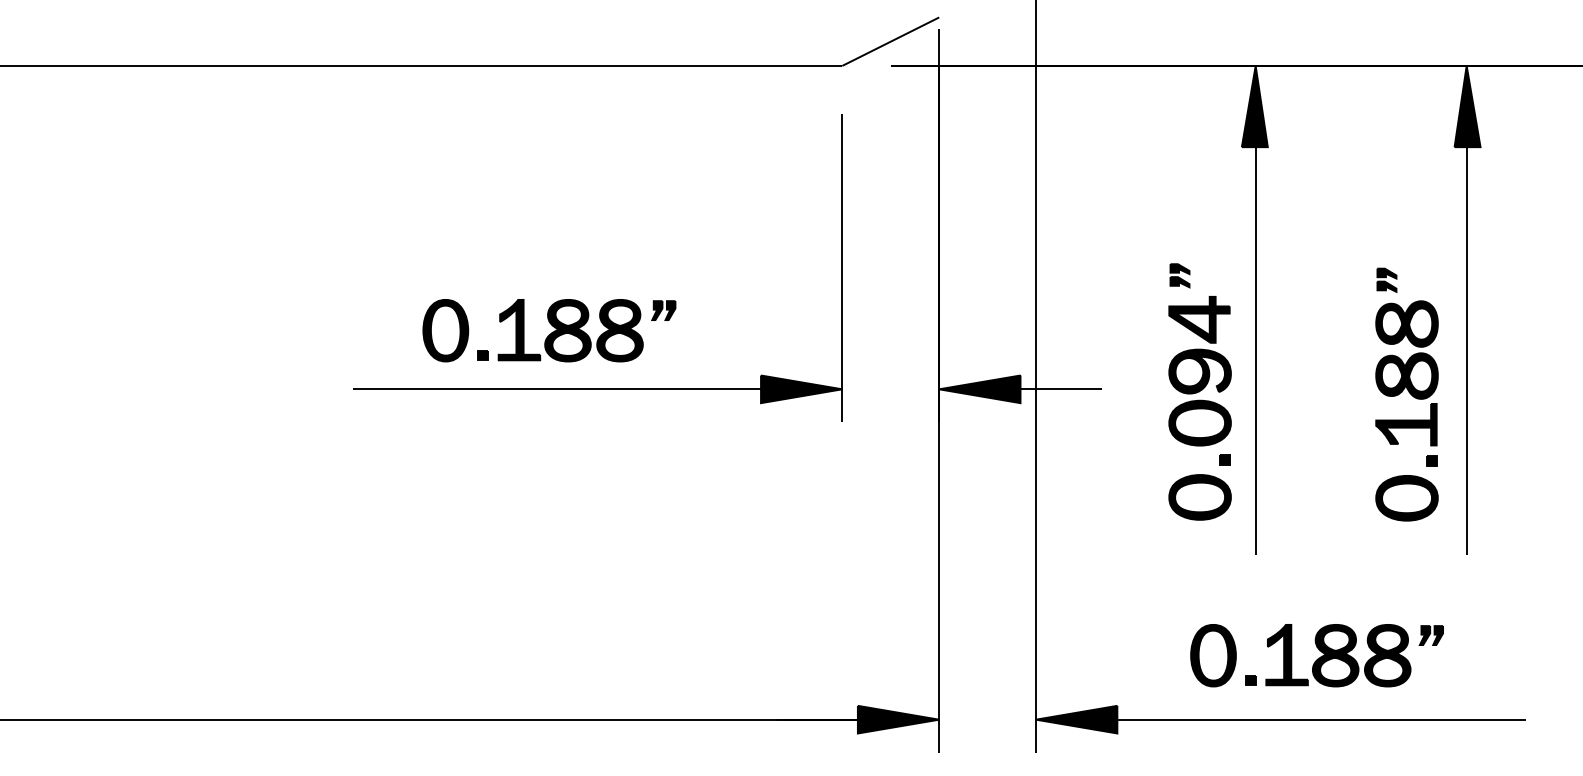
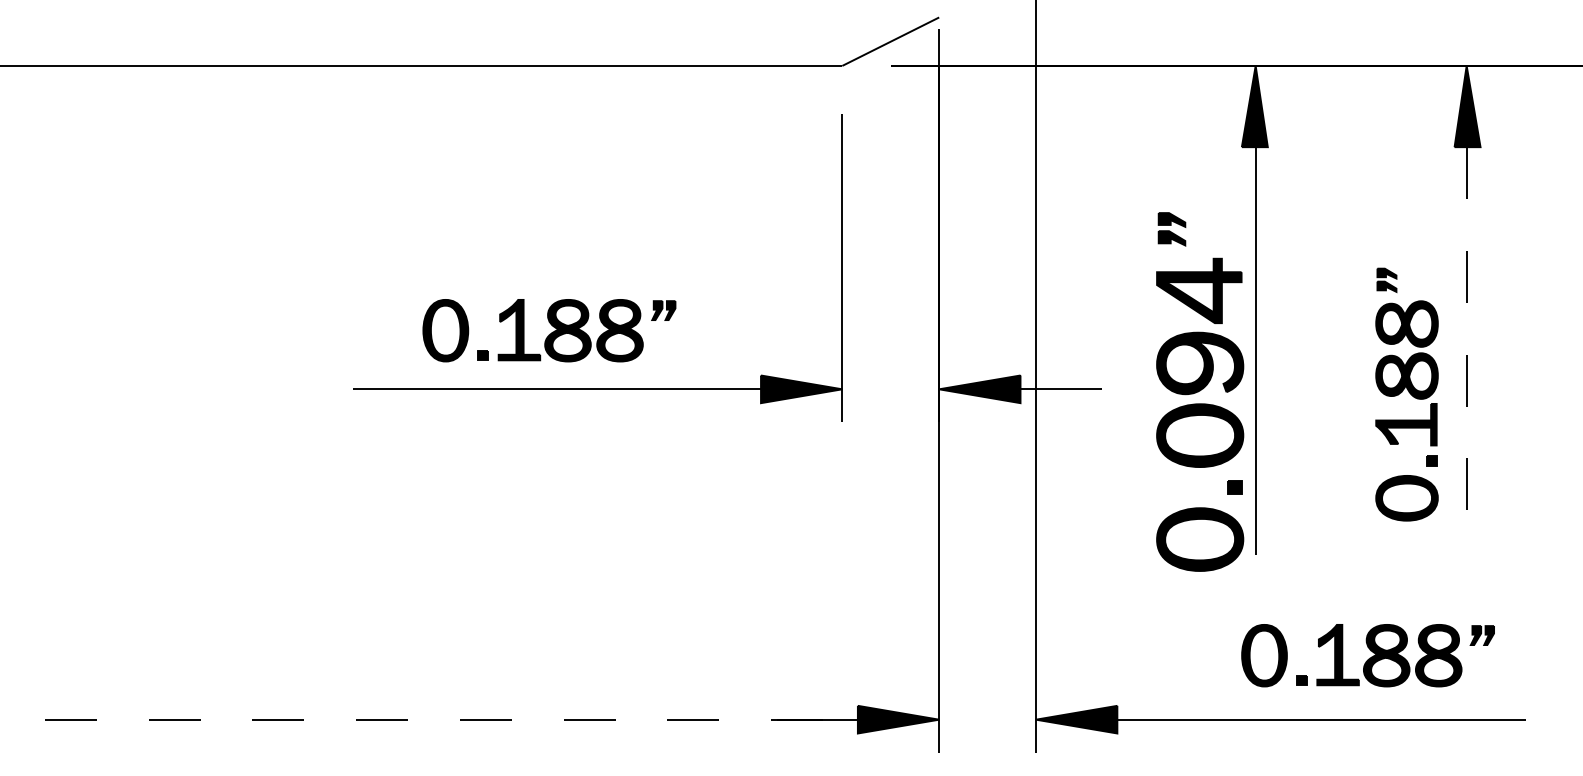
line: solid -> dashed (1466, 351)
part size: 64x258 px -> 89x360 px (1200, 391)
part position: (1316, 655) -> (1367, 655) (1367, 655)
line: solid -> dashed (429, 719)
